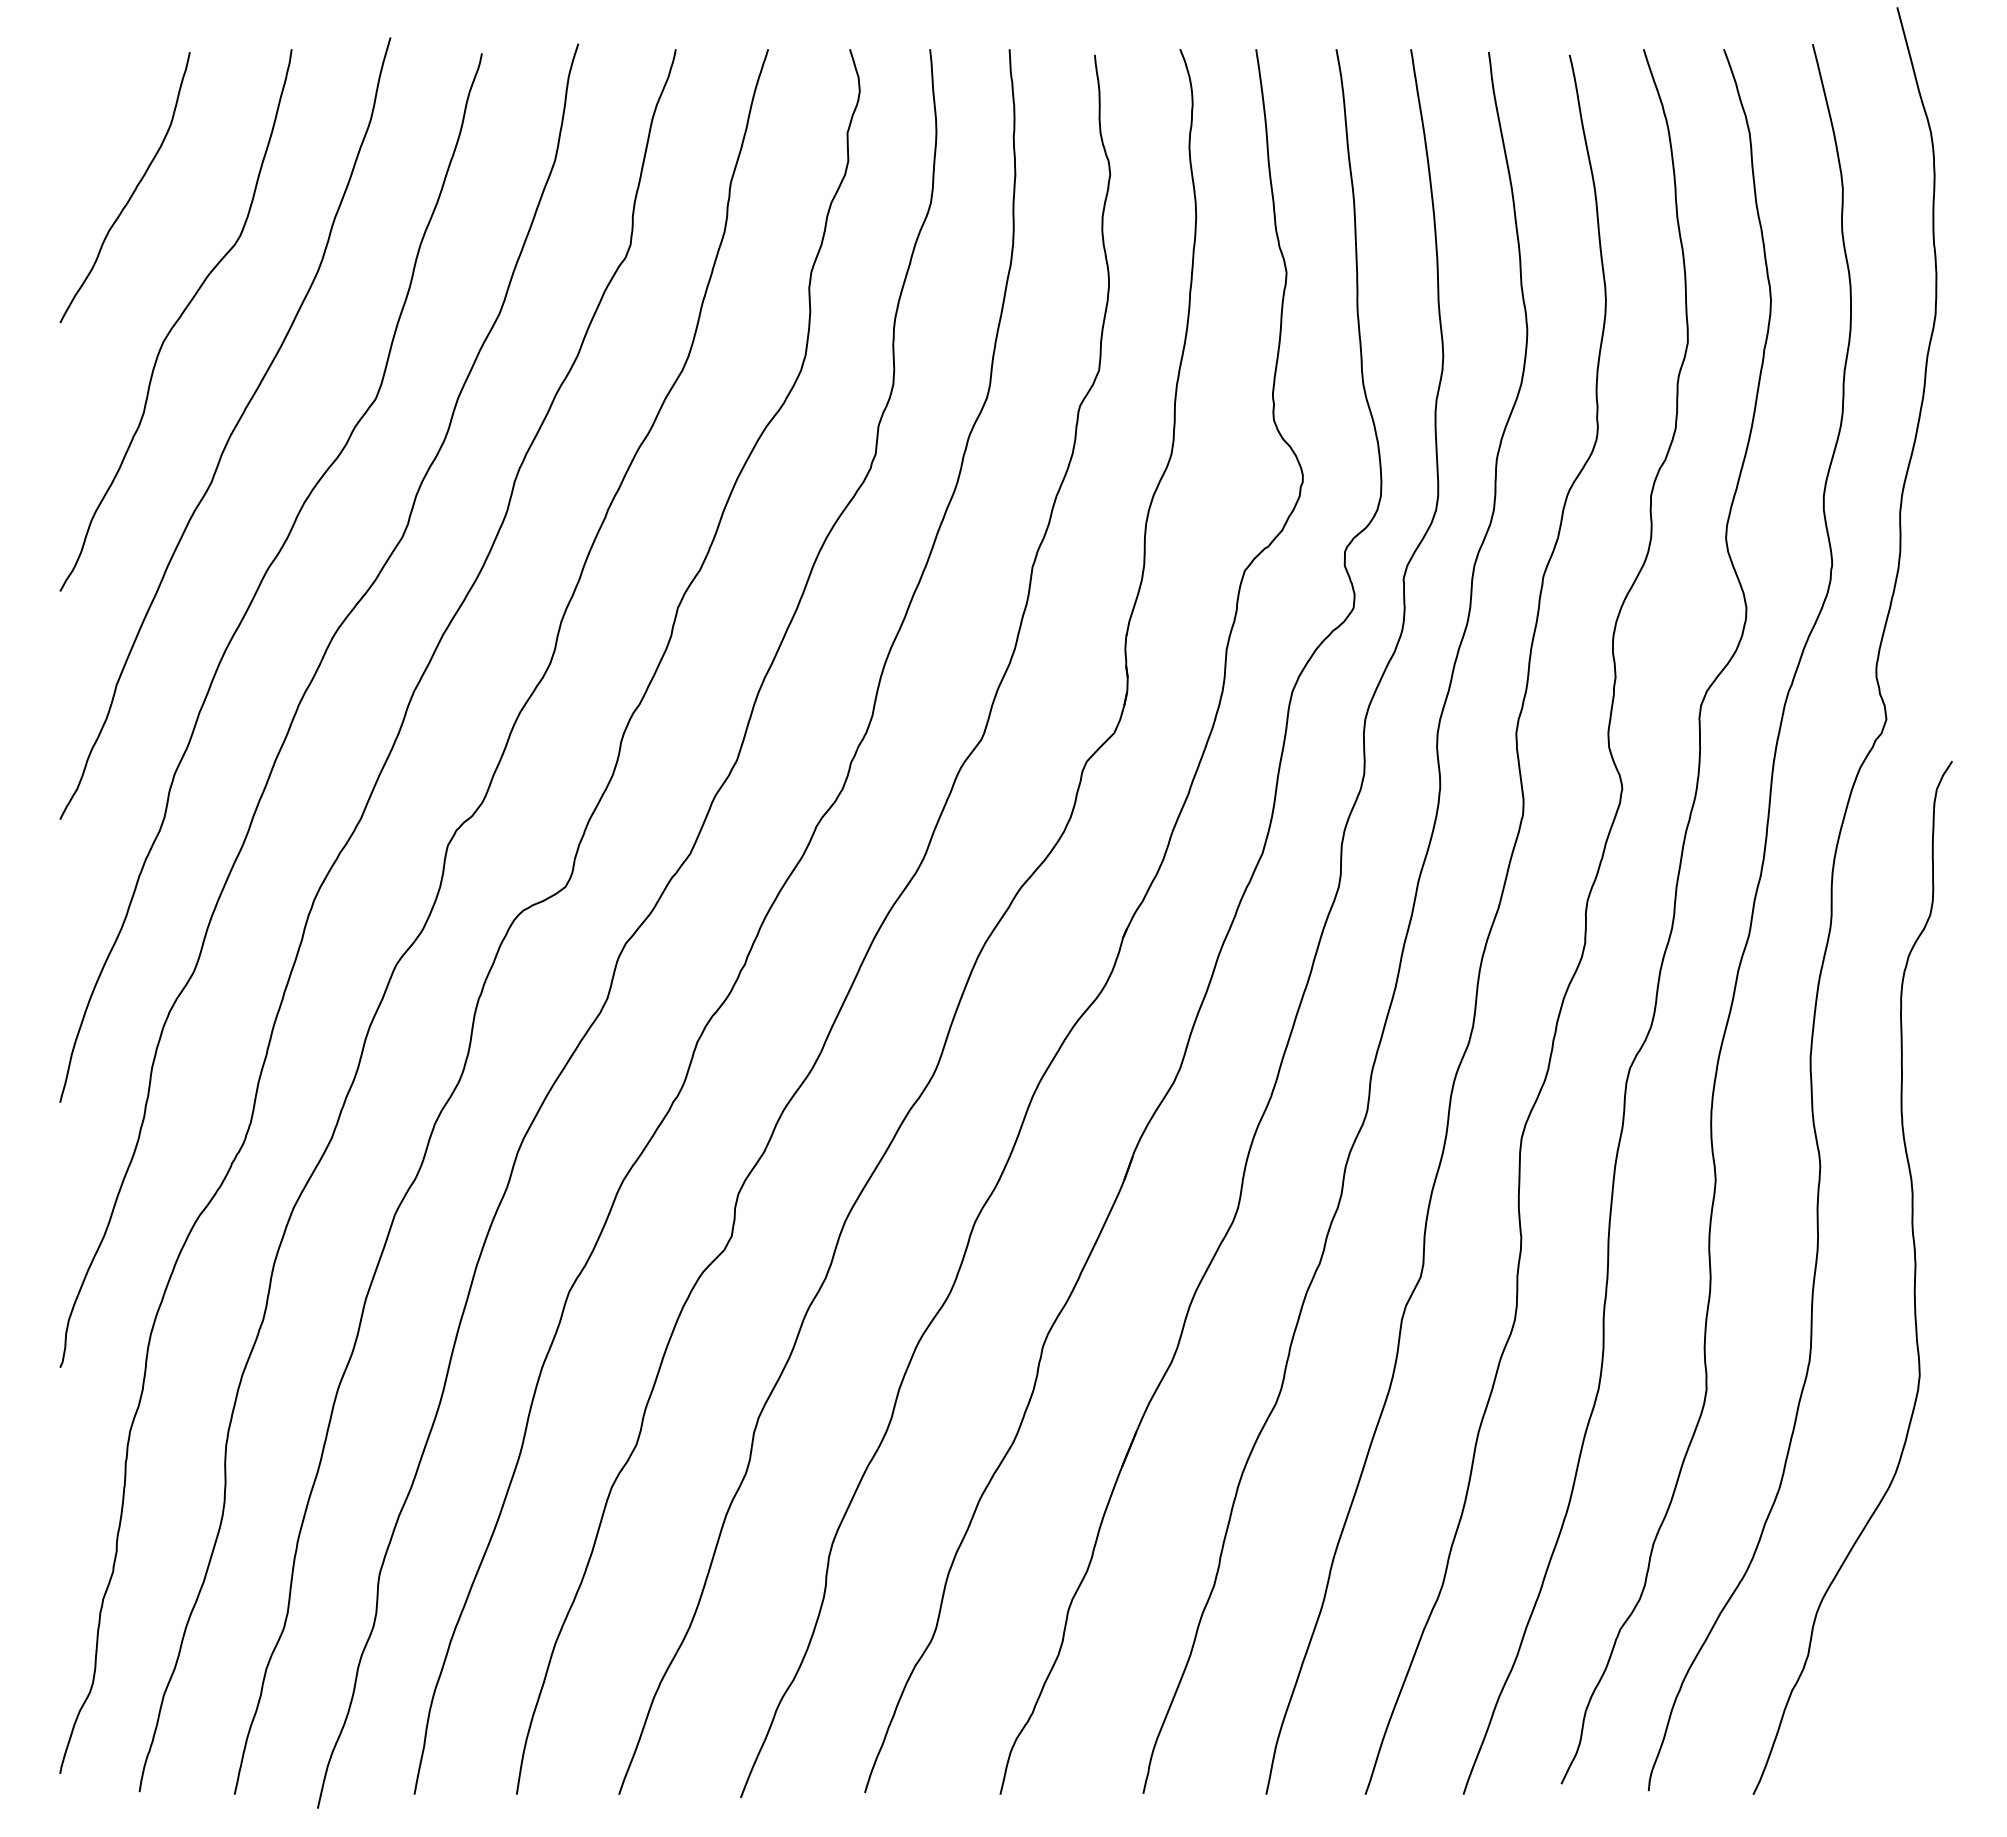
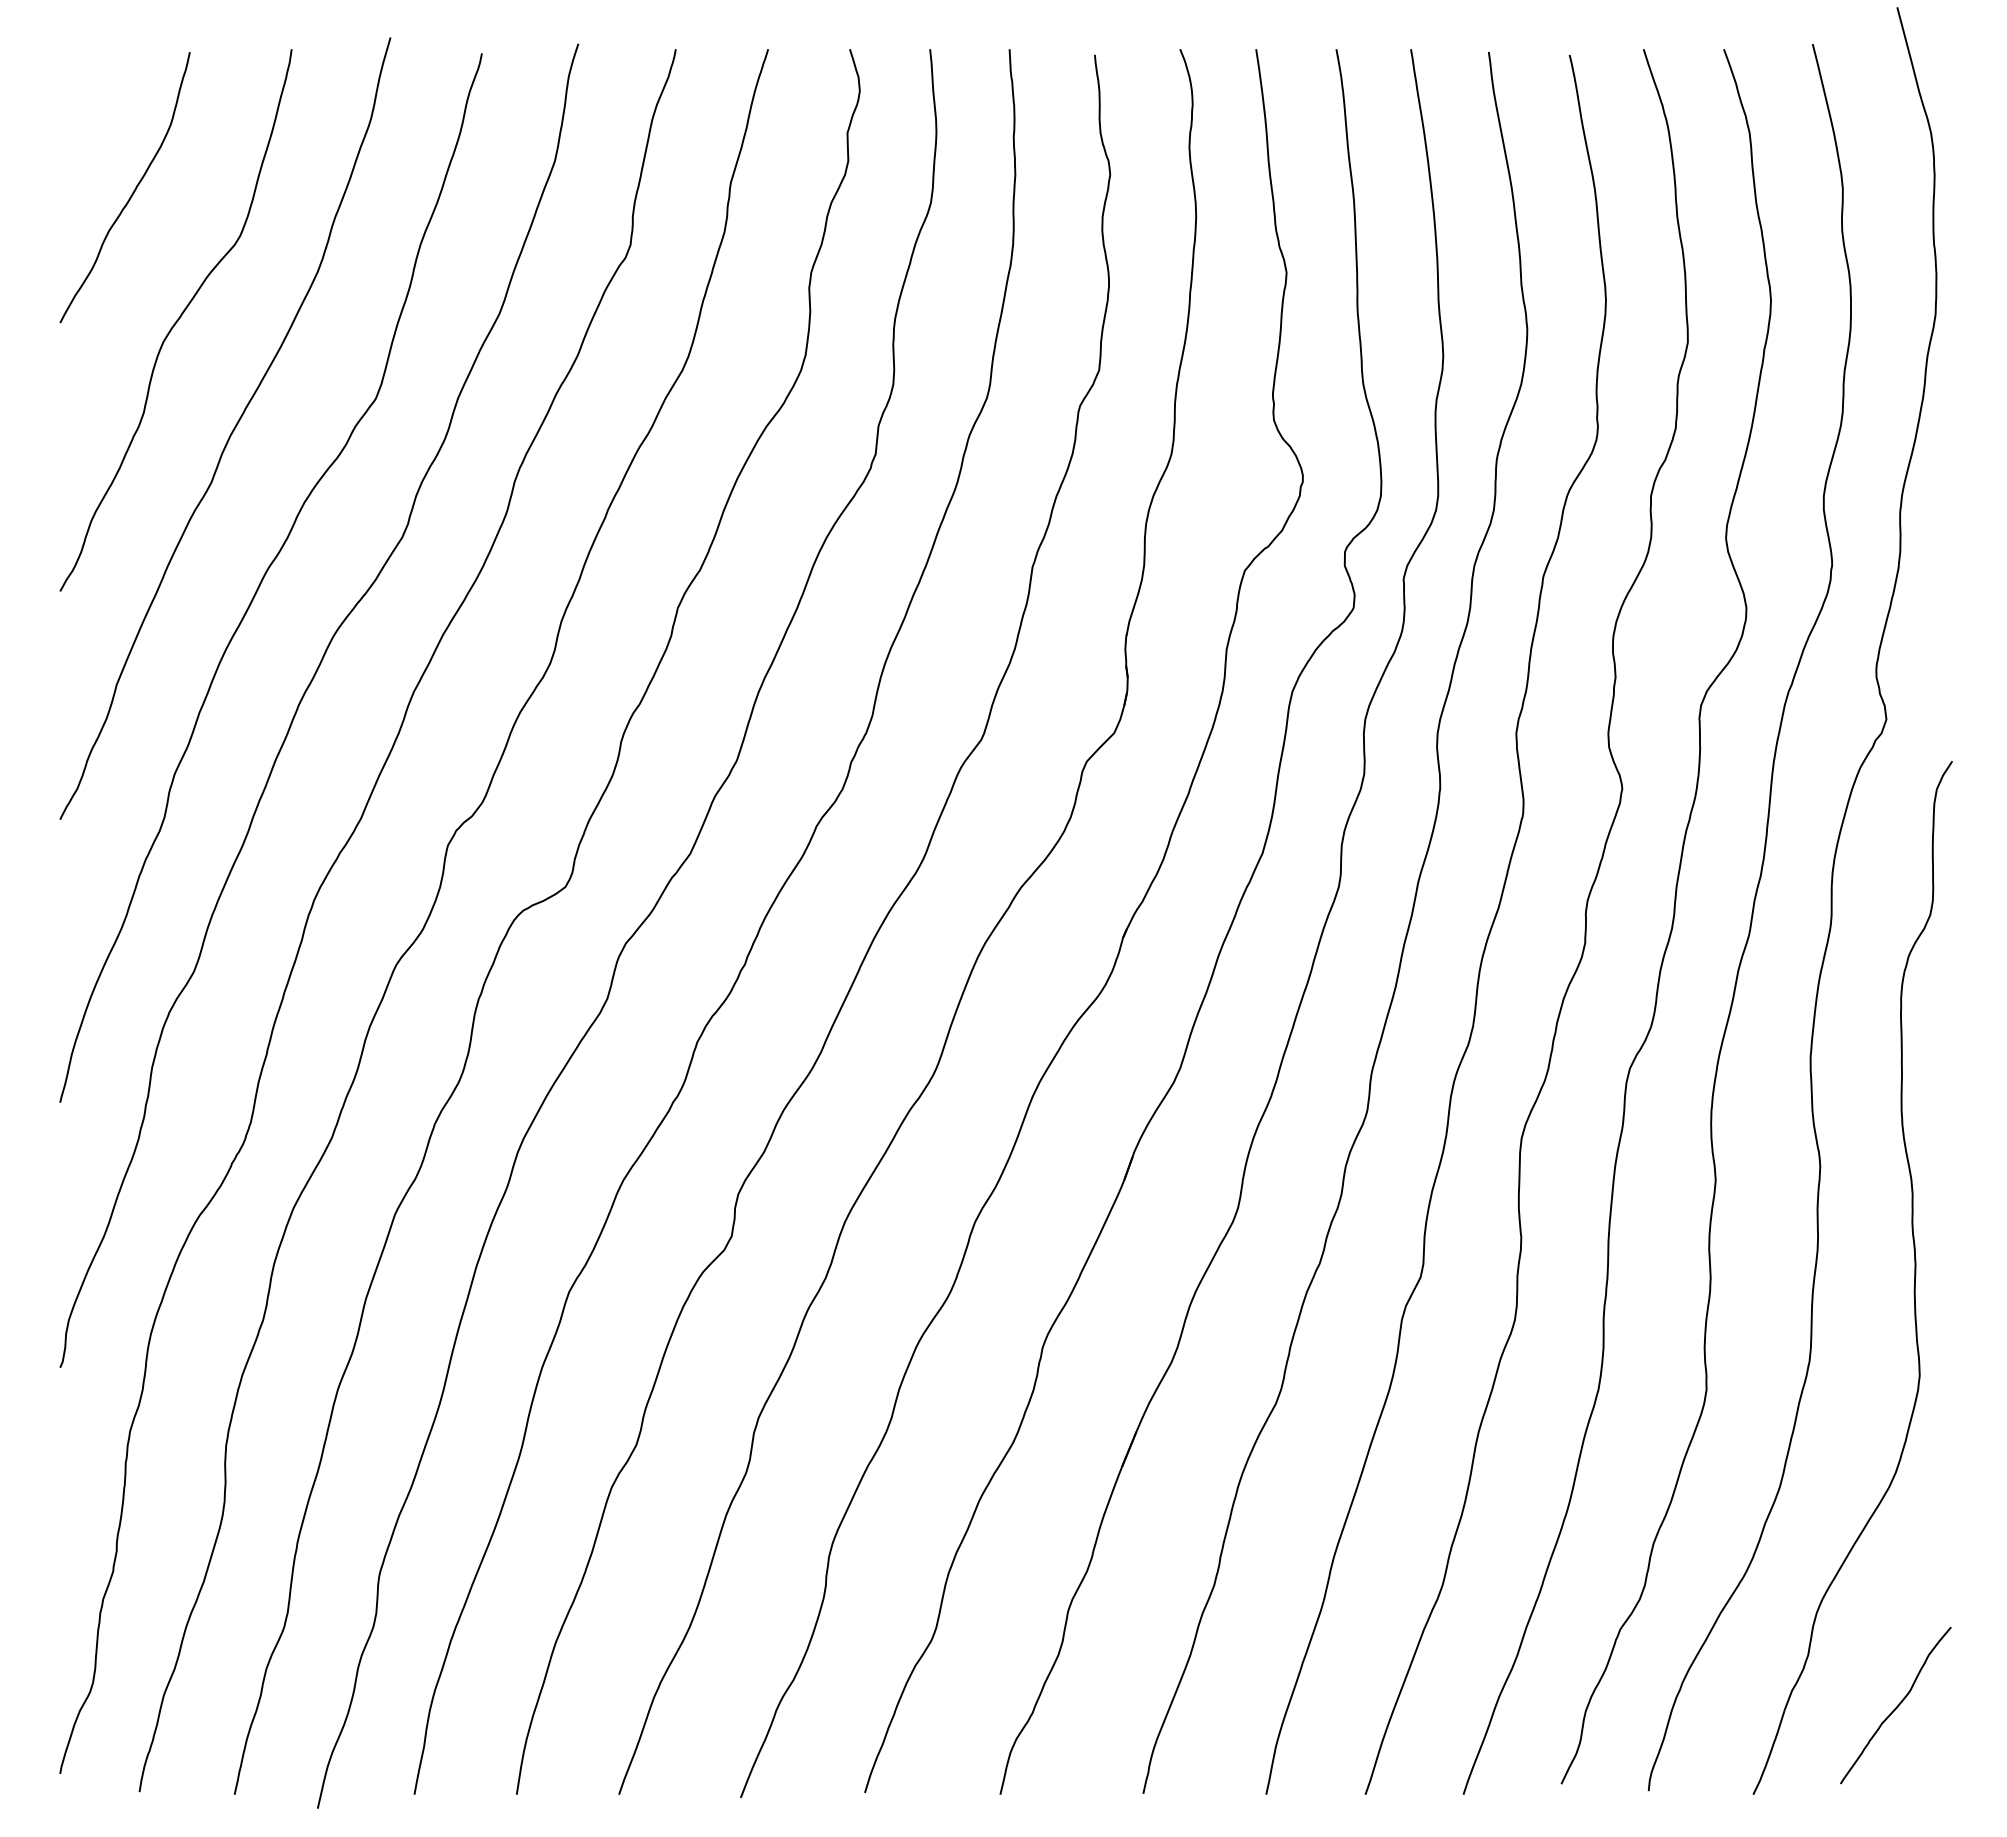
curve: none -> present (1896, 1706)
